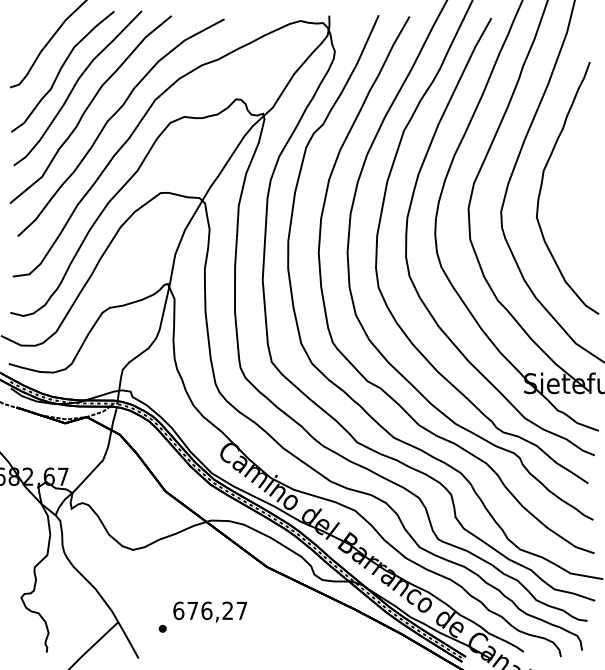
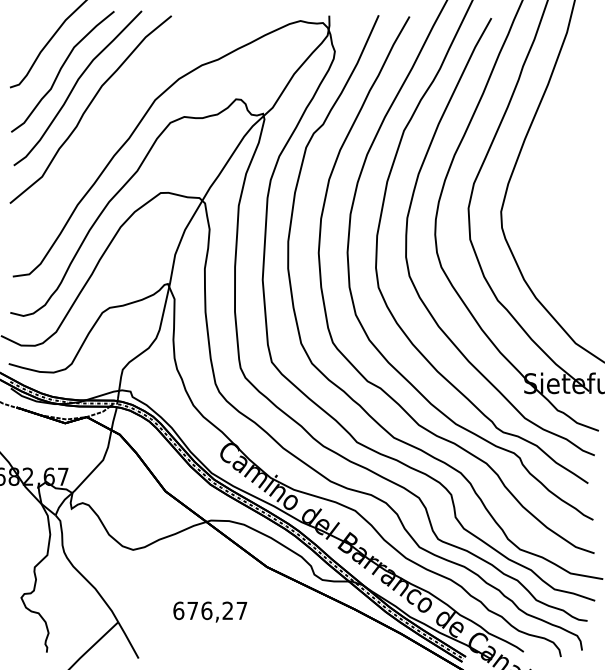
curve: present -> none (111, 118)
curve: present -> none (542, 186)
part: present -> none (162, 628)
